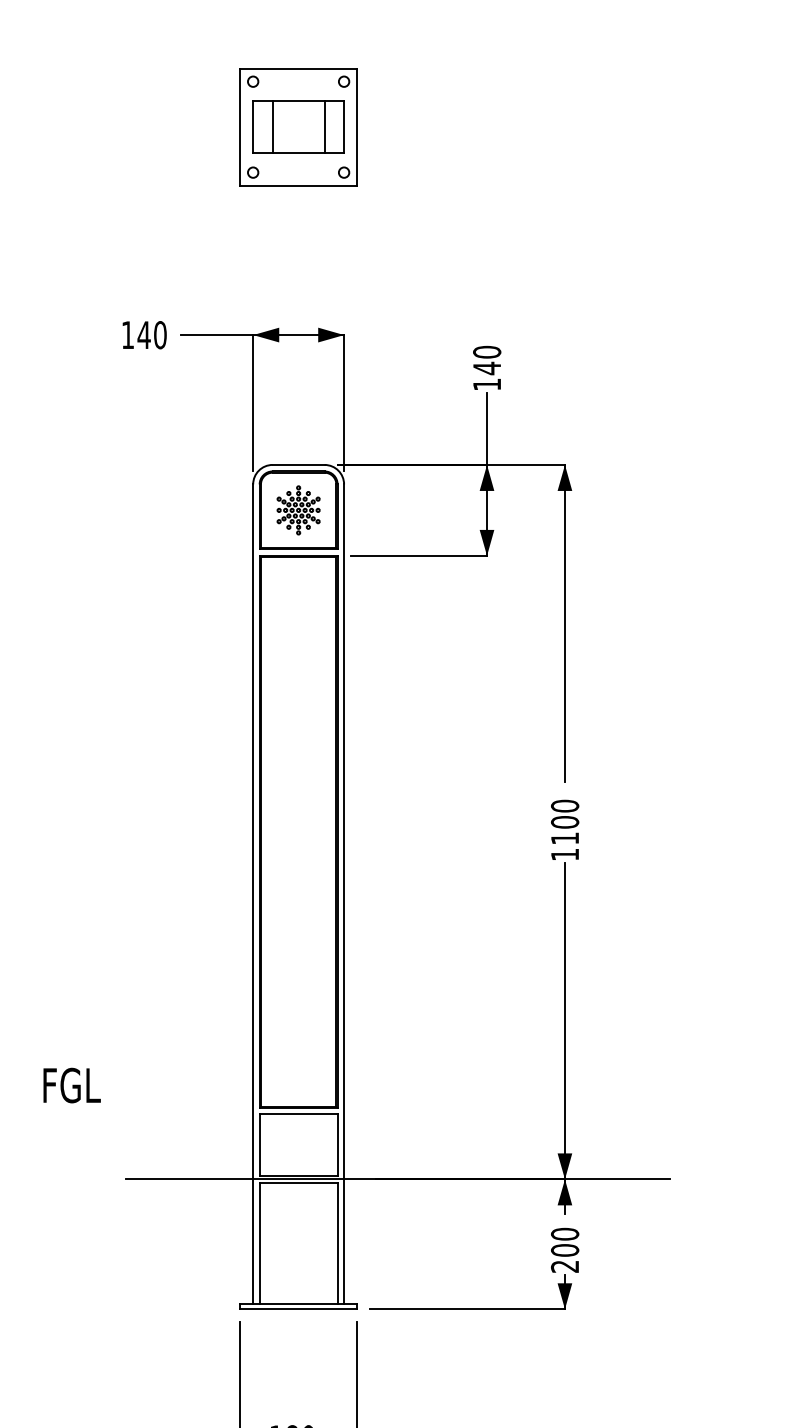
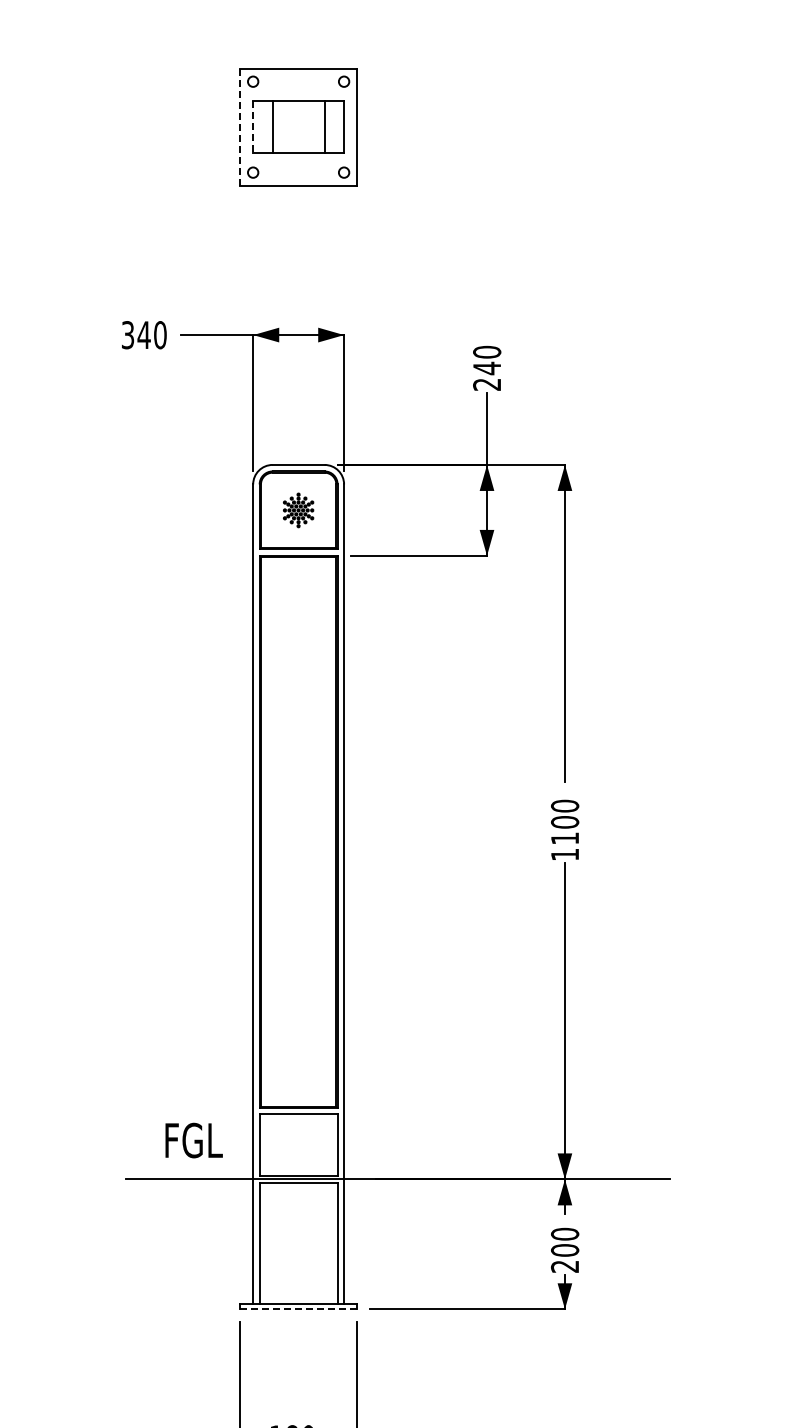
line: solid -> dashed (240, 126)
line: solid -> dashed (253, 127)
text: 140 -> 340 (128, 335)
text: 140 -> 240 (486, 384)
part size: 45x51 px -> 32x37 px (298, 510)
text position: (71, 1085) -> (193, 1140) (193, 1140)
line: solid -> dashed (298, 1309)
